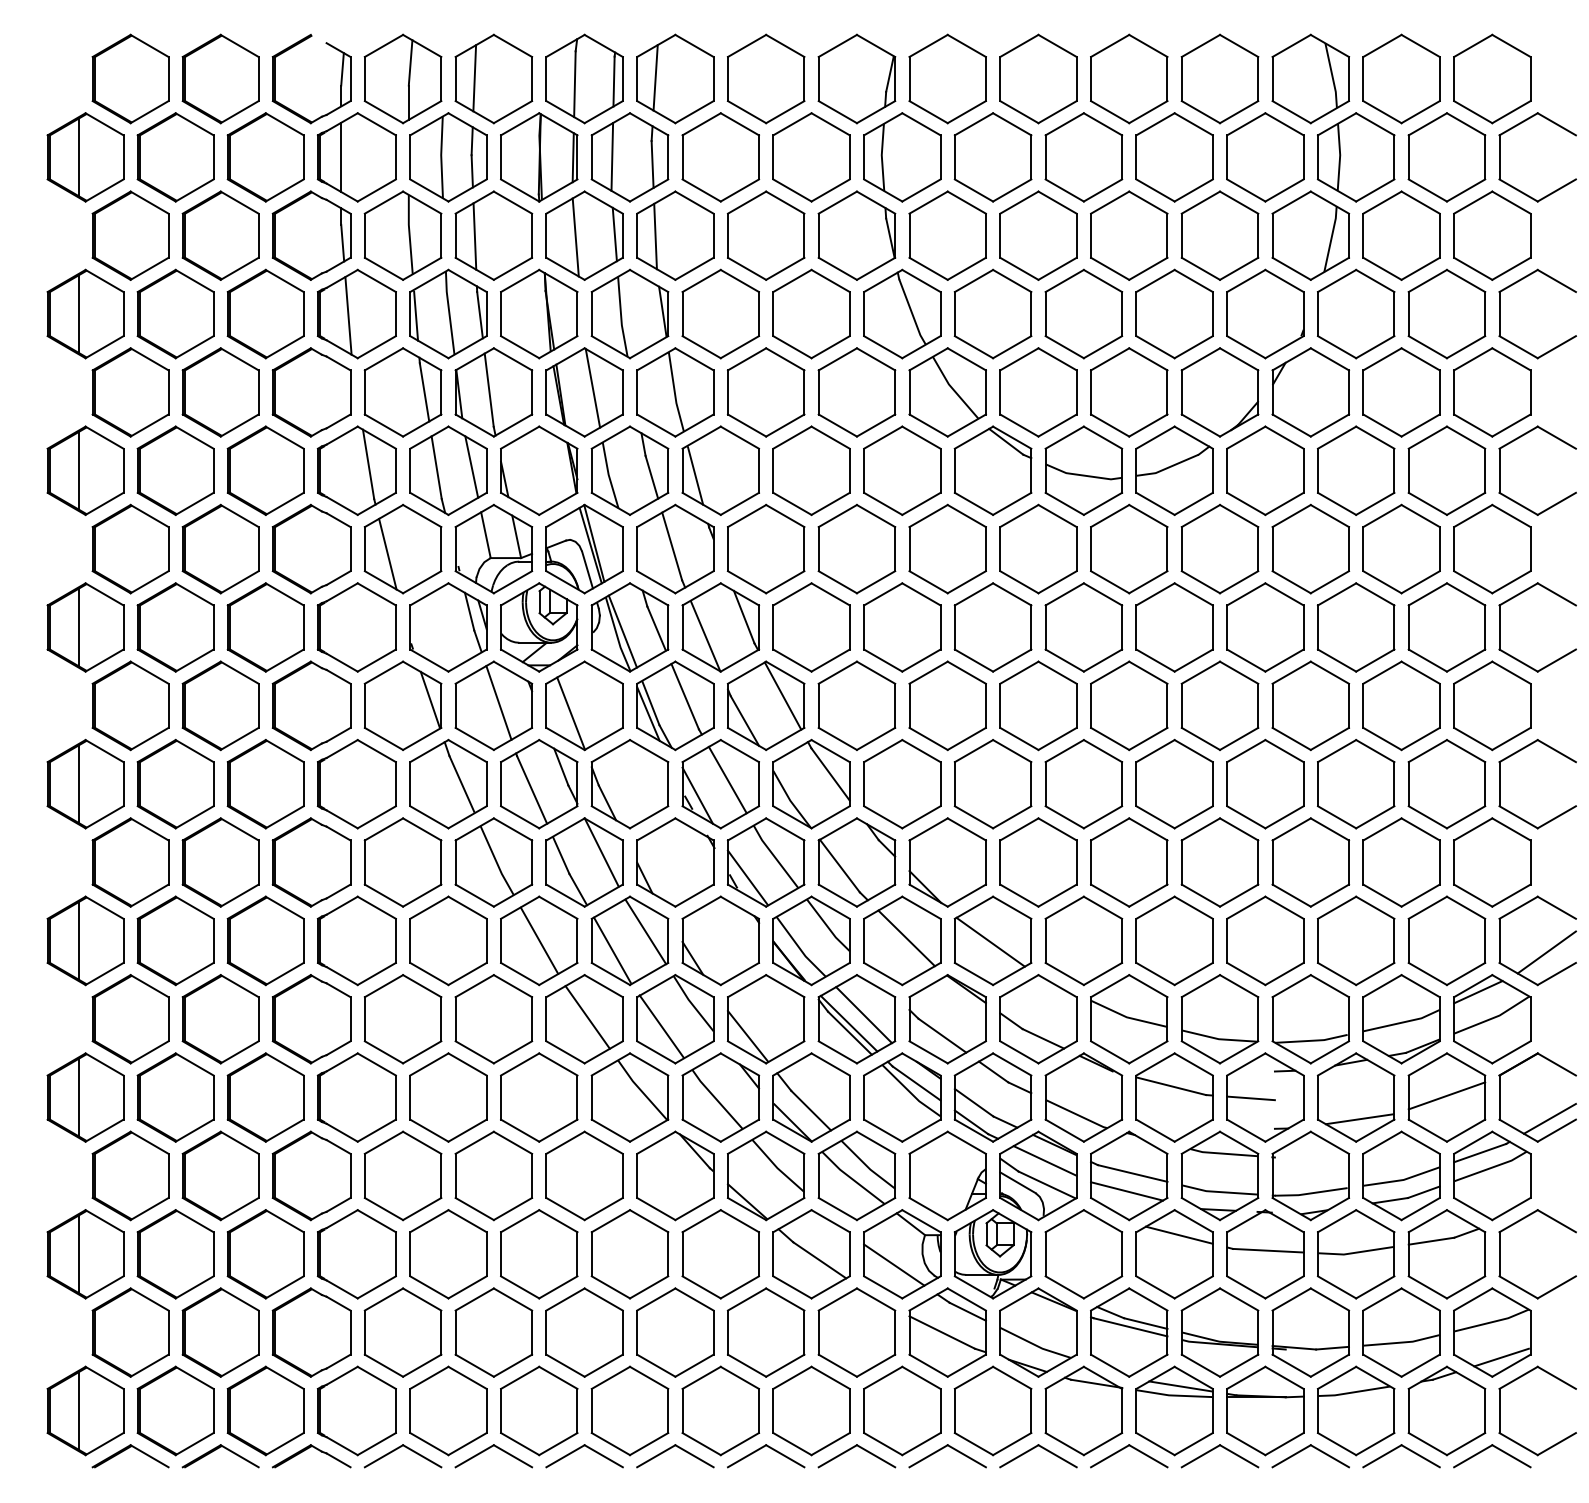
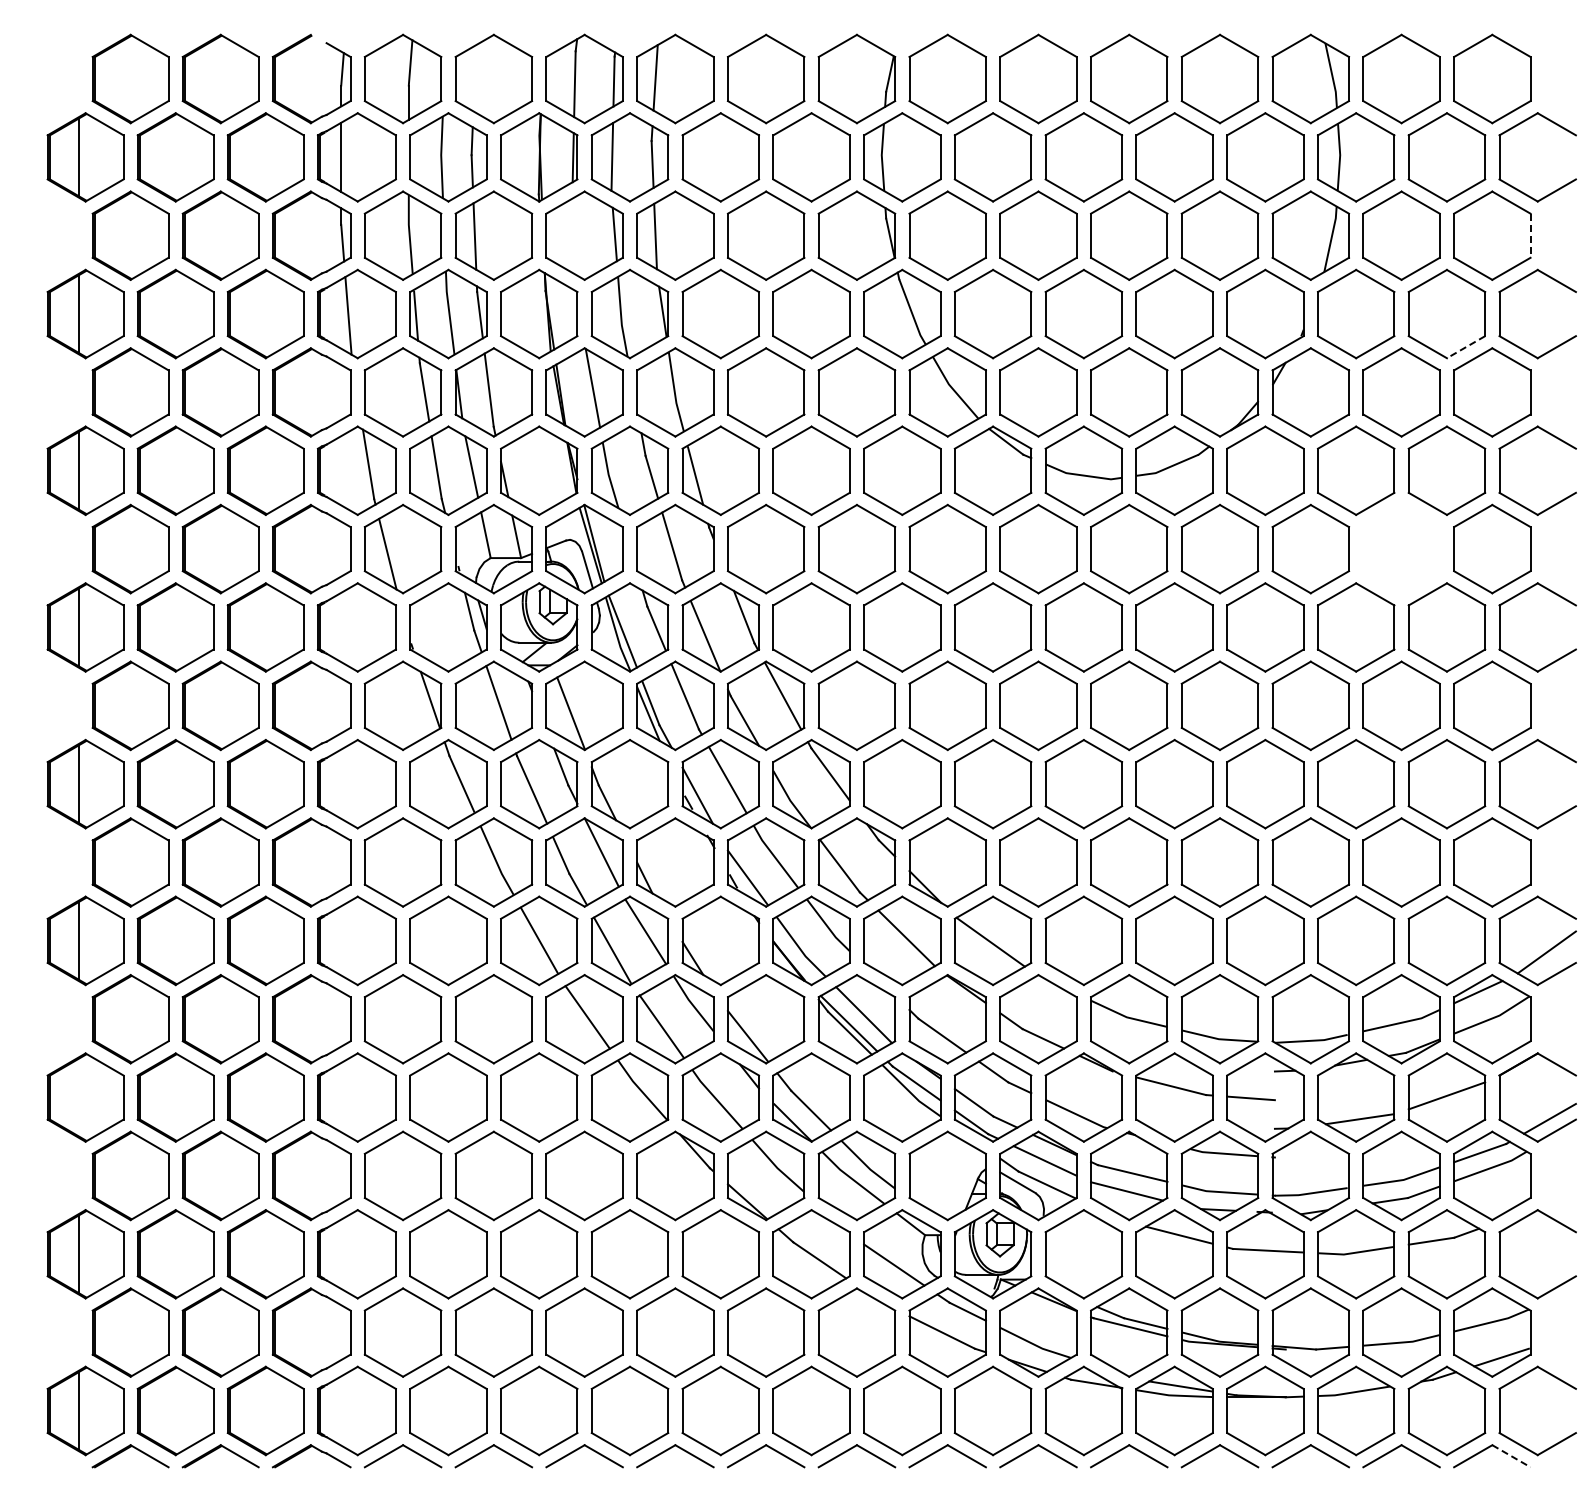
line: present -> none (474, 78)
line: solid -> dashed (1530, 236)
line: present -> none (575, 237)
line: solid -> dashed (1465, 347)
part: present -> none (1401, 548)
line: present -> none (78, 1097)
line: solid -> dashed (1511, 1456)
